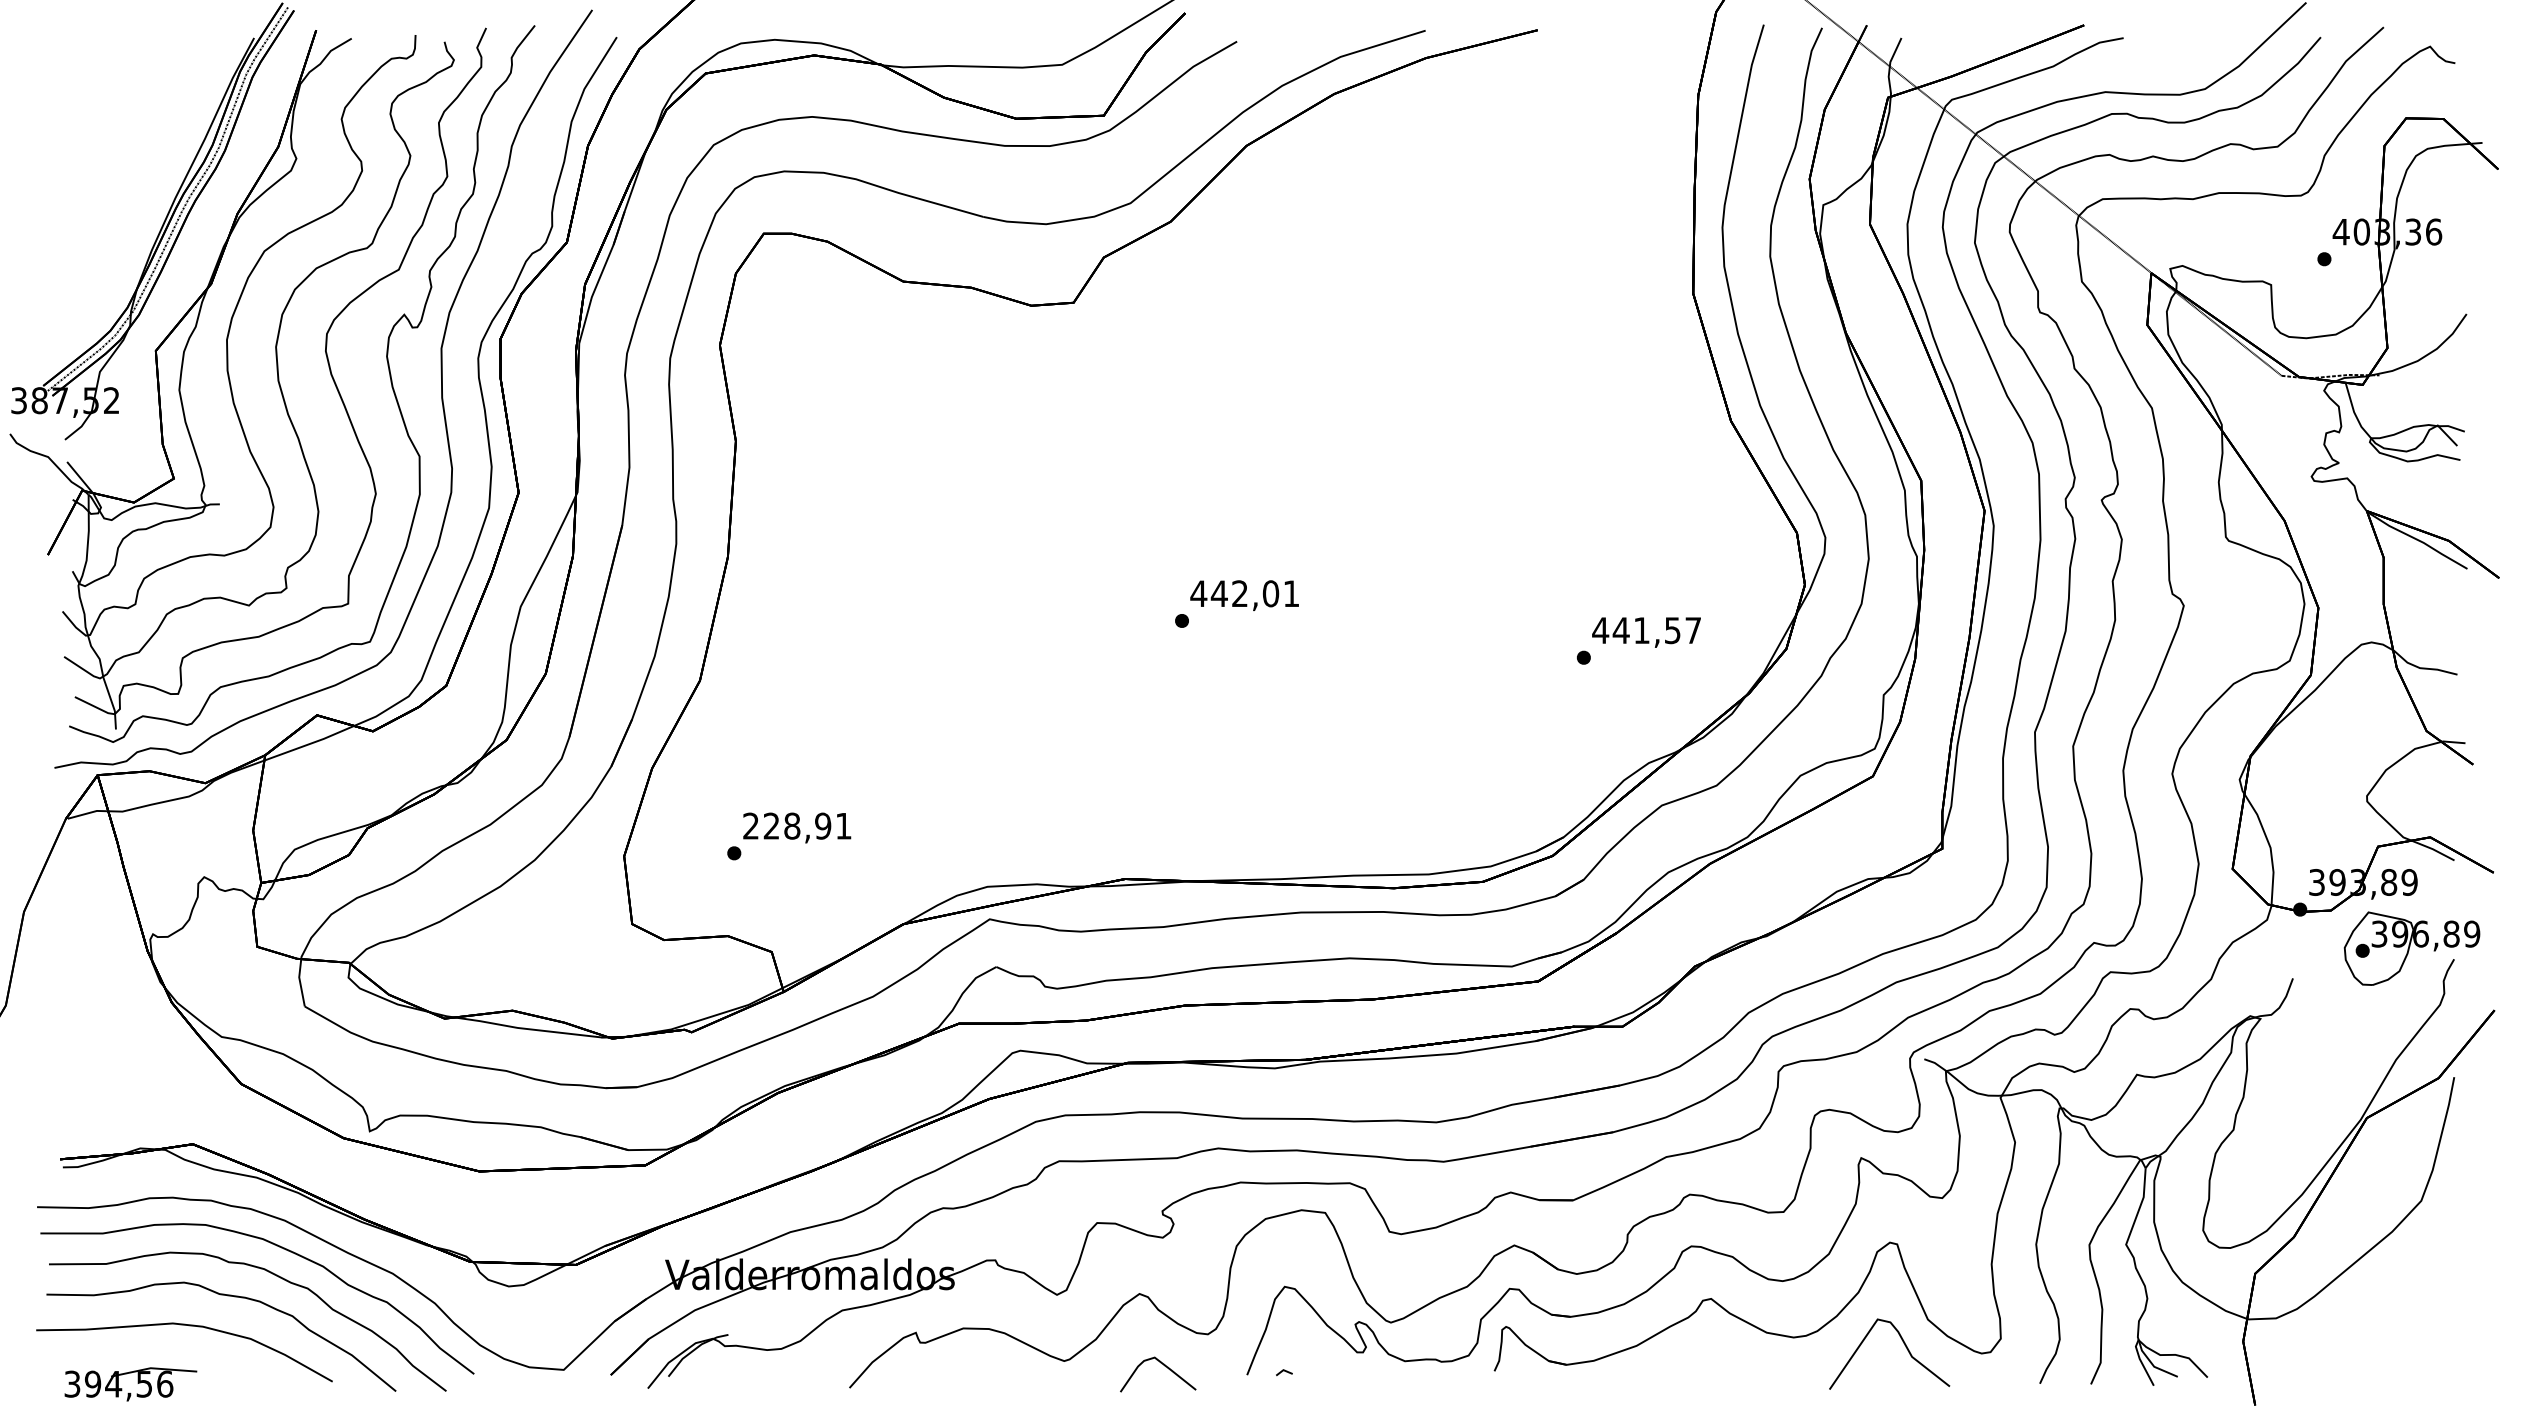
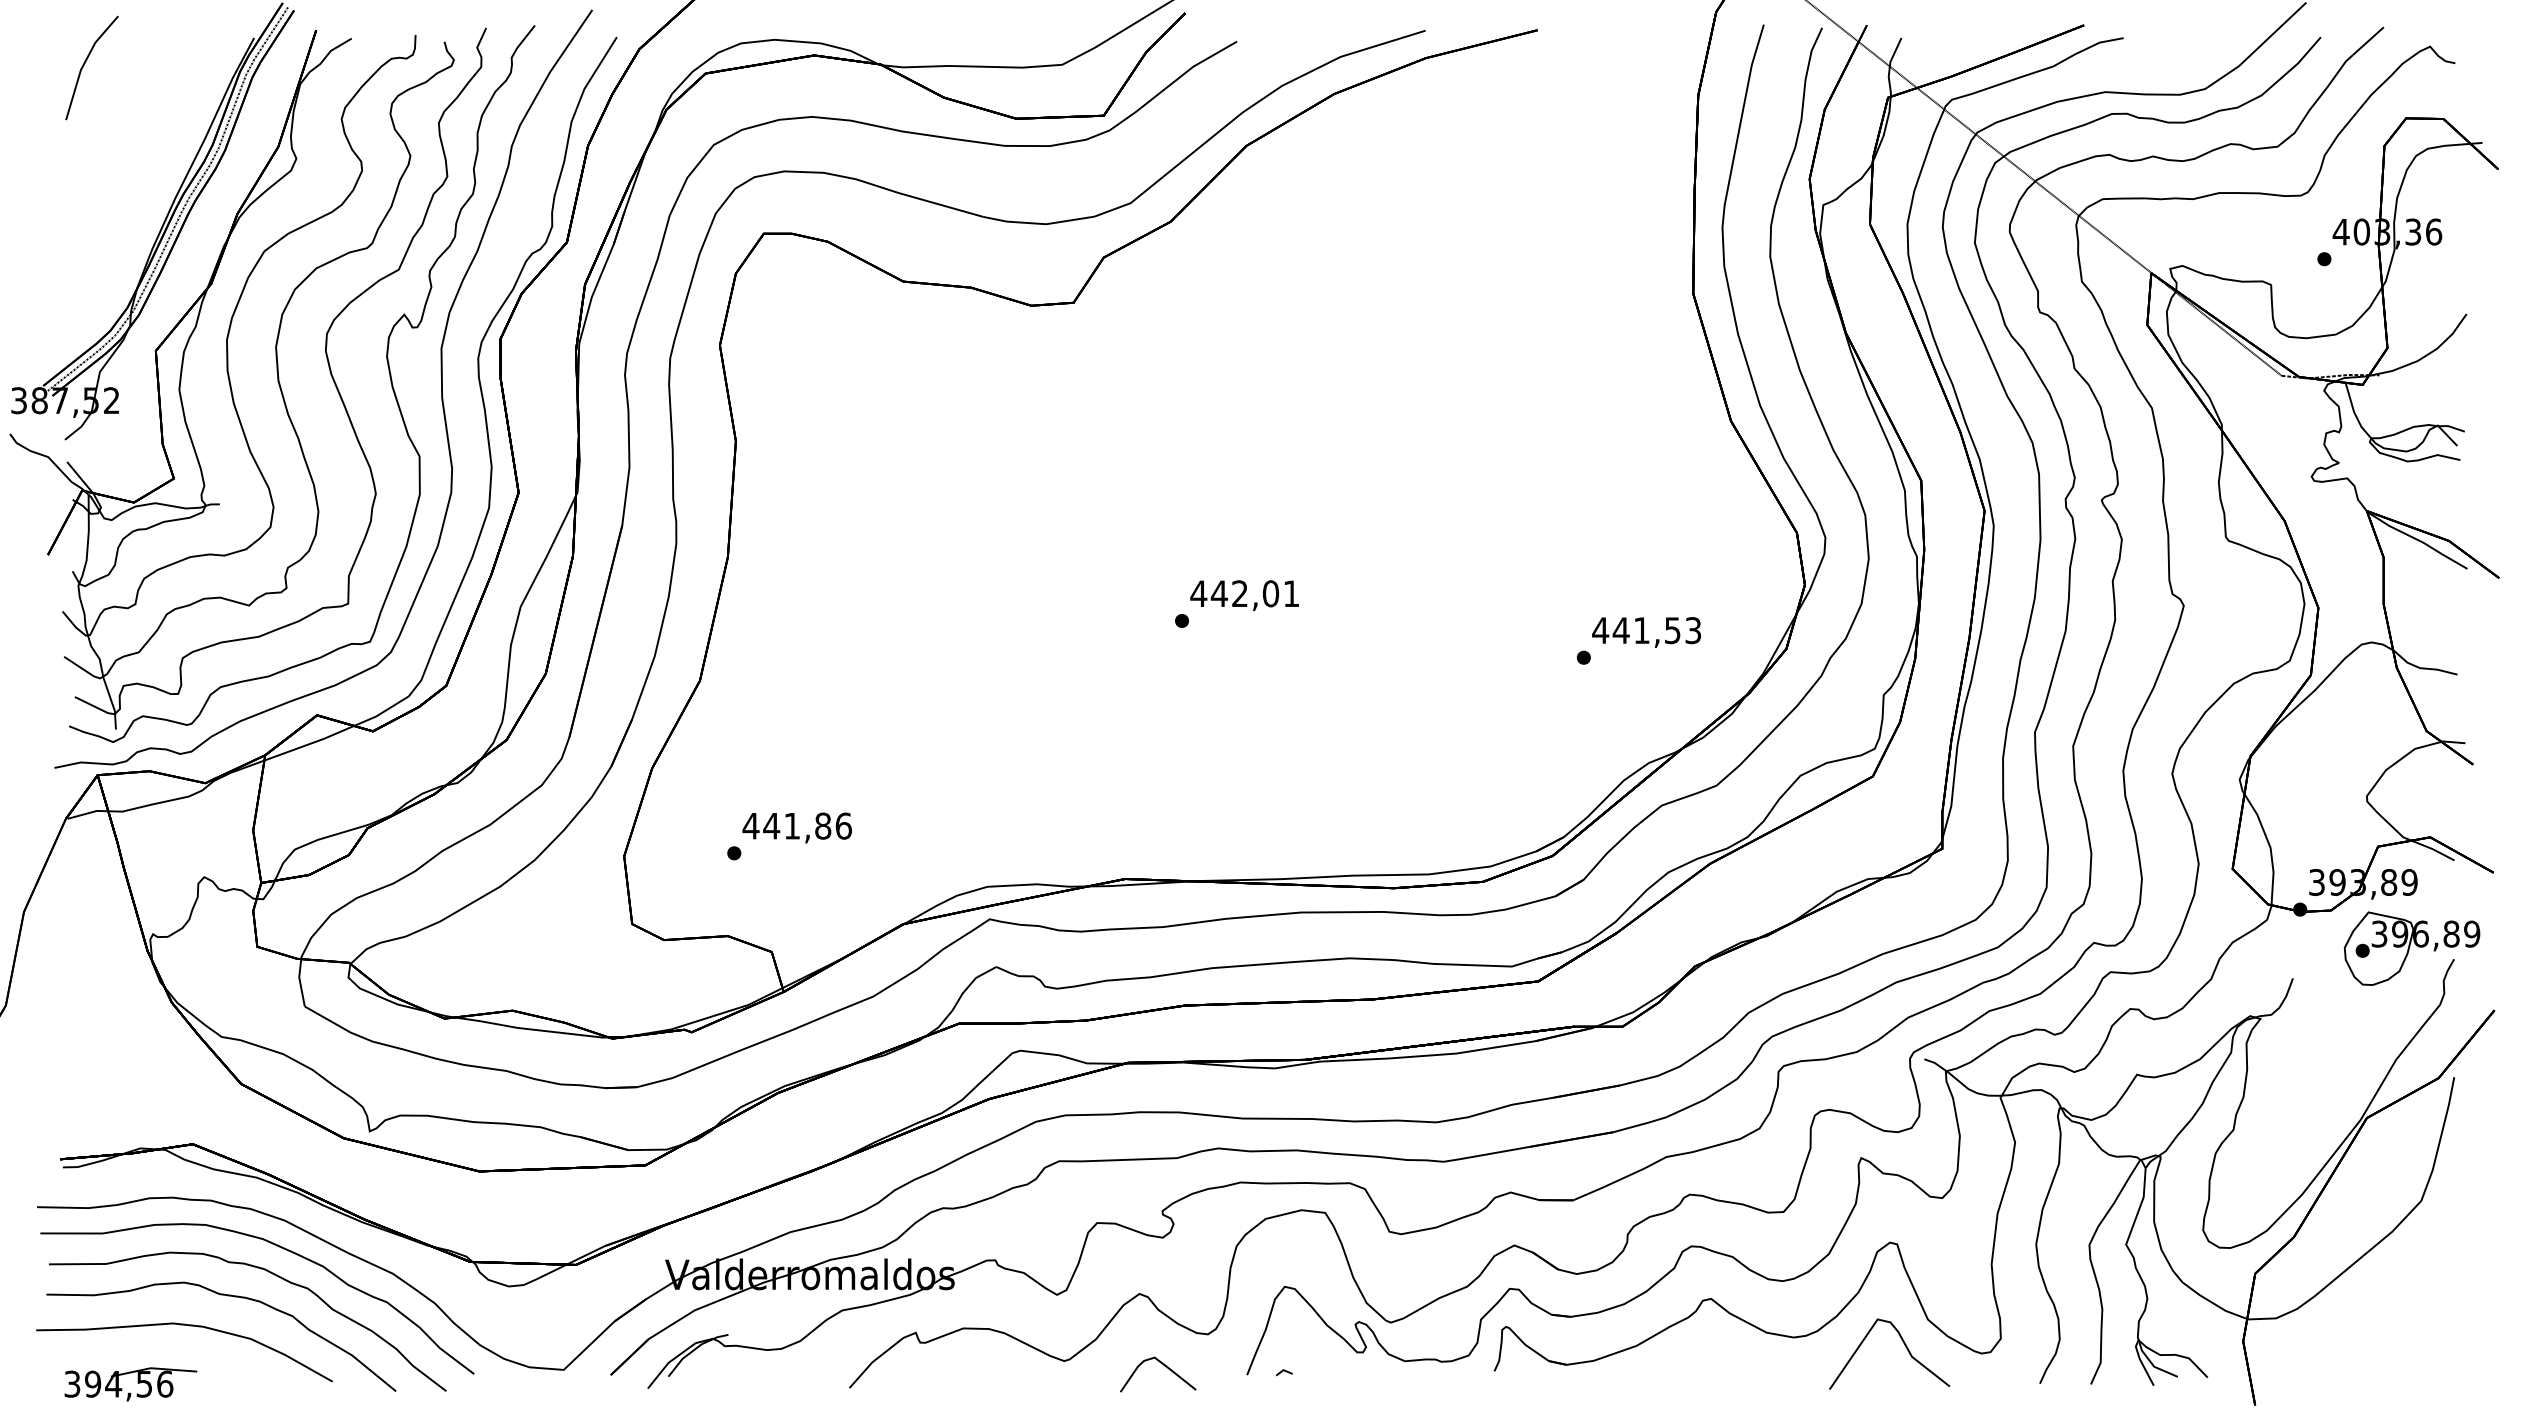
part: none -> present (85, 63)
text: 441,57 -> 441,53 (1693, 630)
text: 228,91 -> 441,86 (797, 825)
